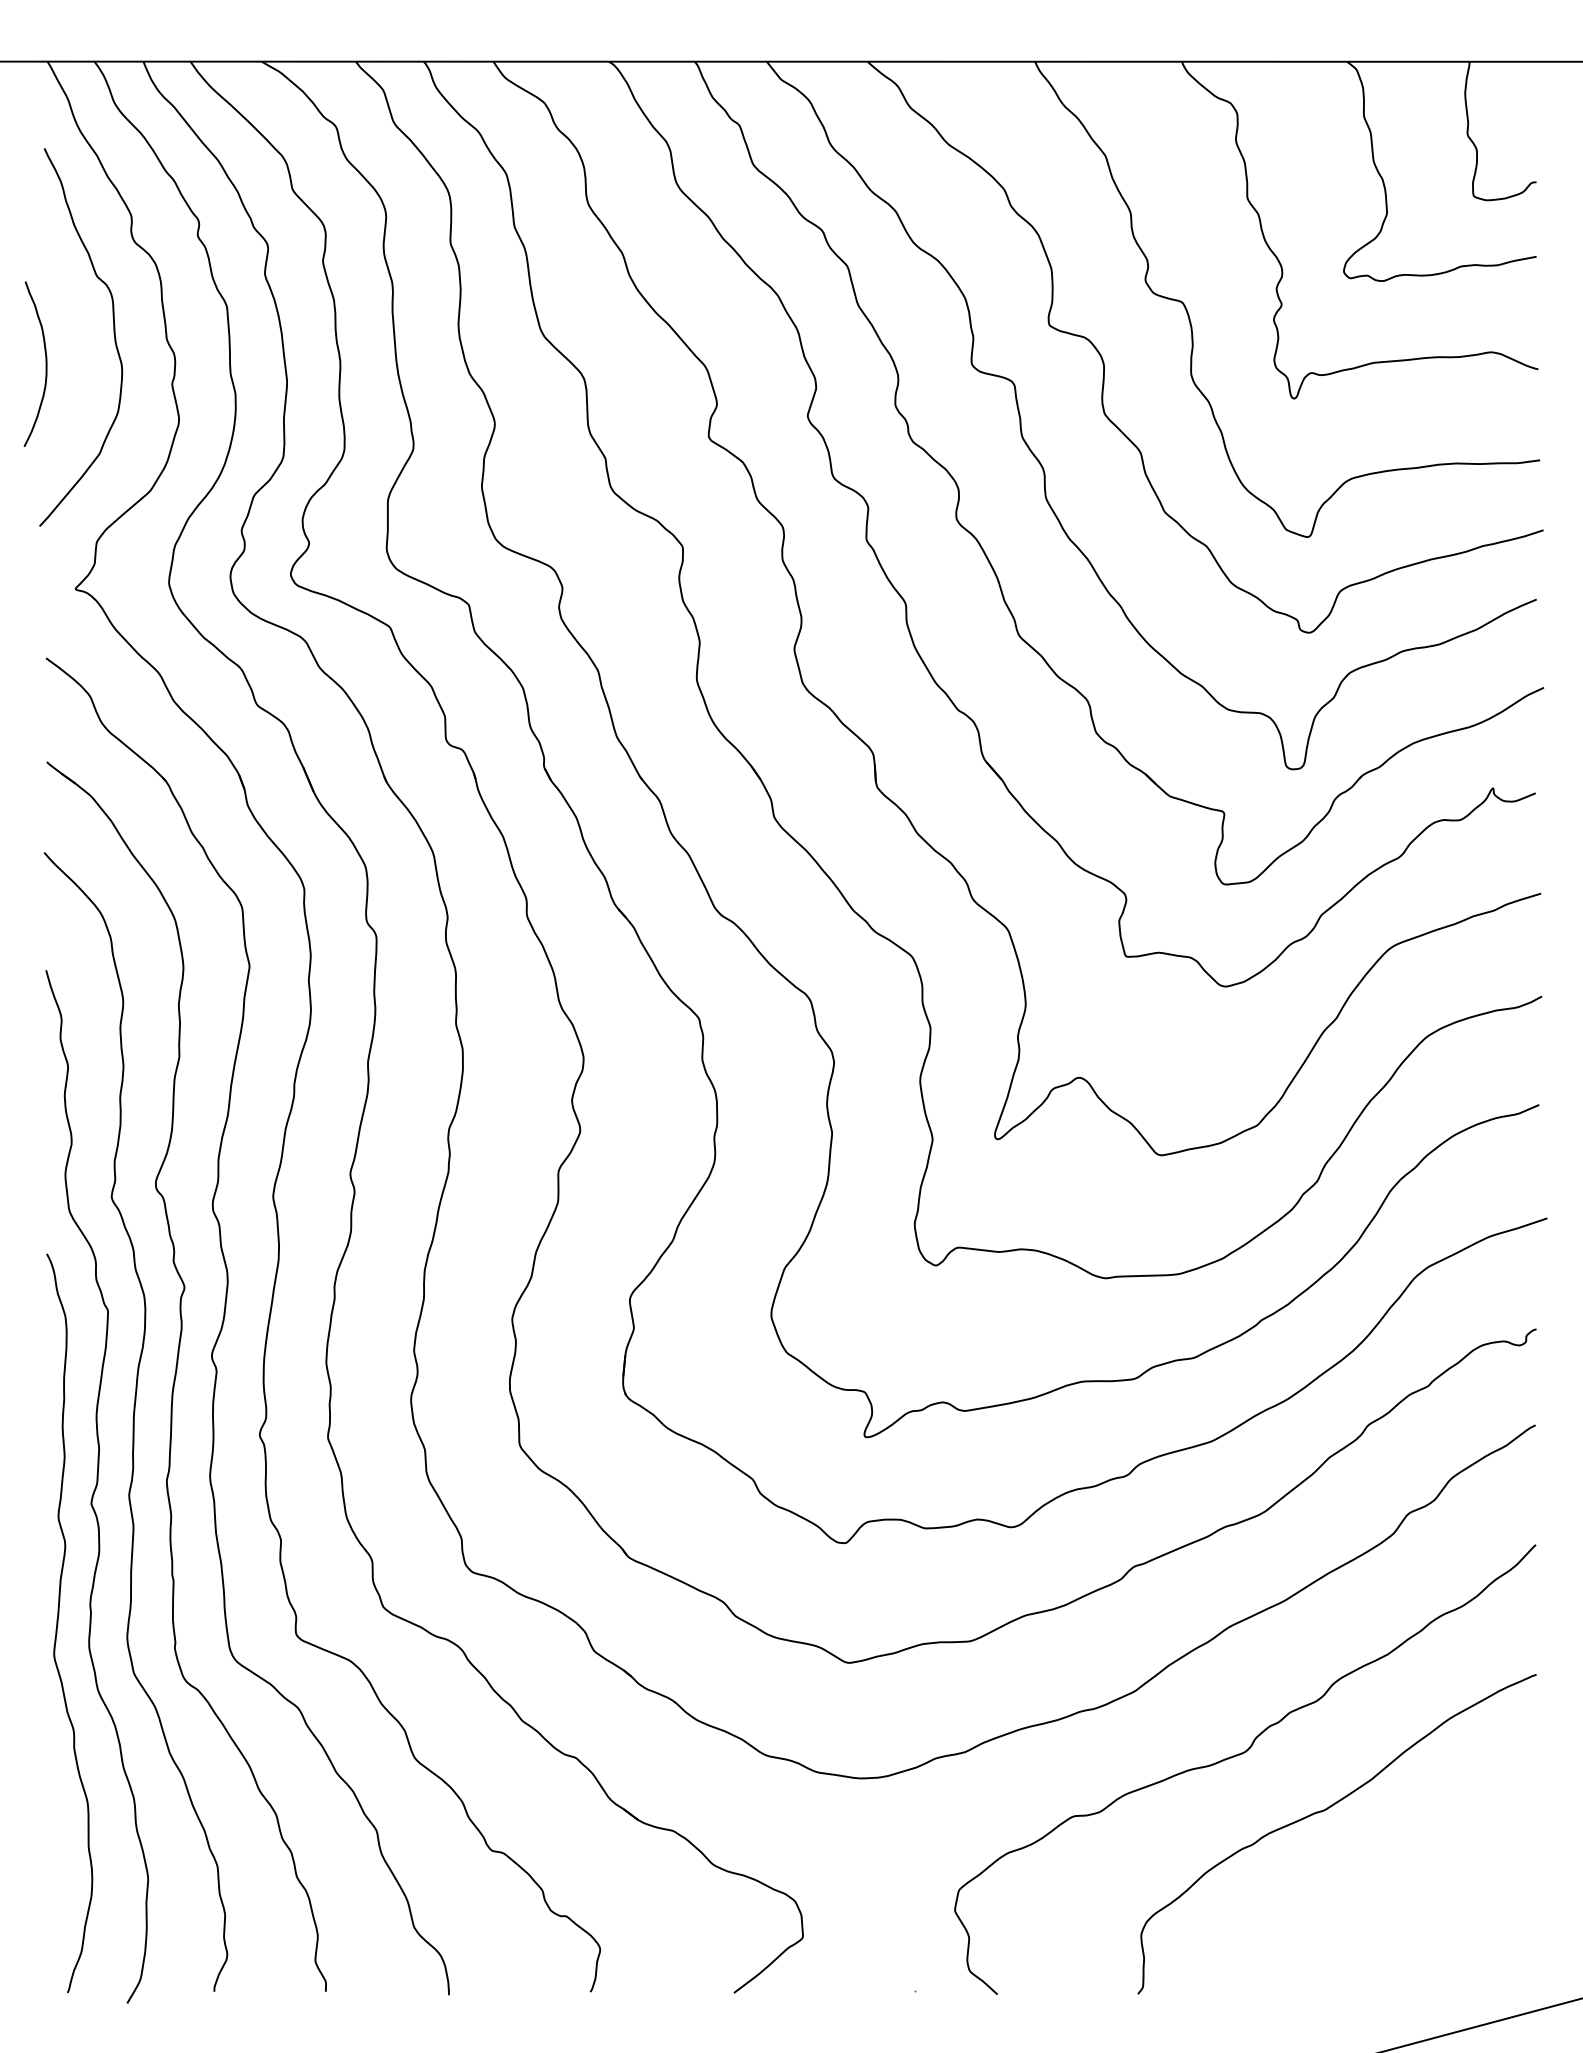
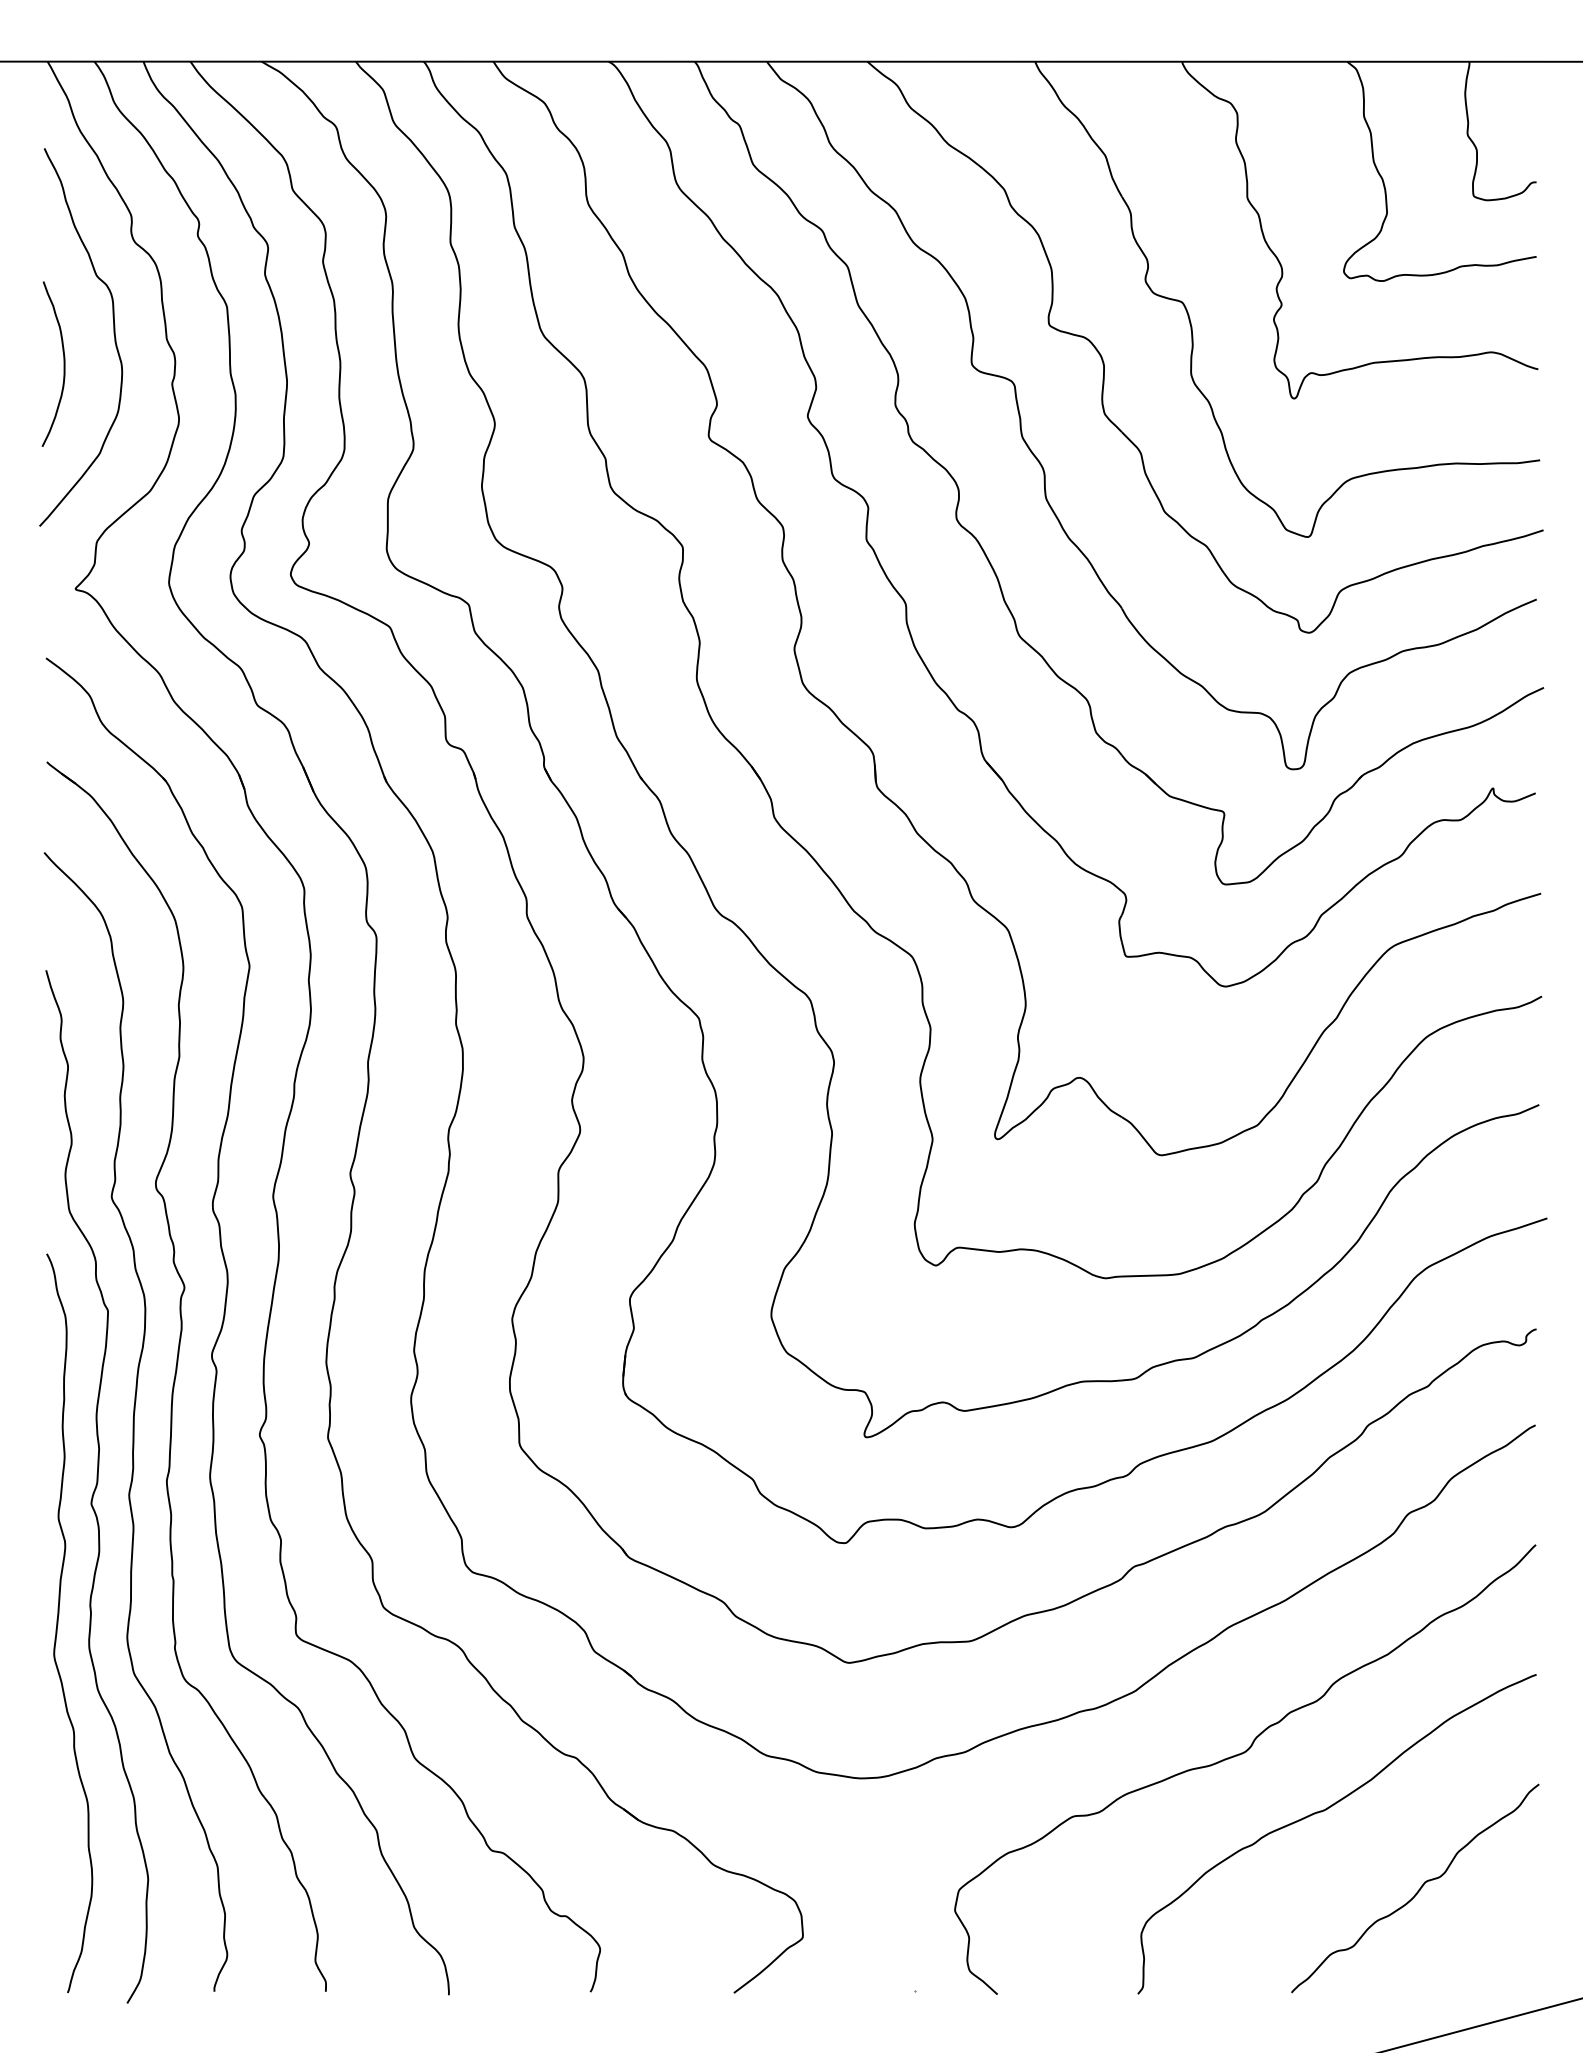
curve position: (45, 363) -> (63, 363) (63, 363)
curve: none -> present (1418, 1889)
